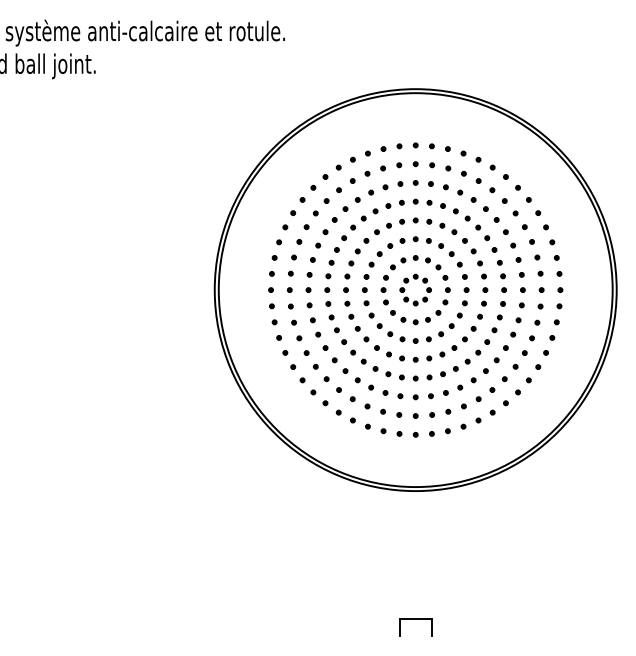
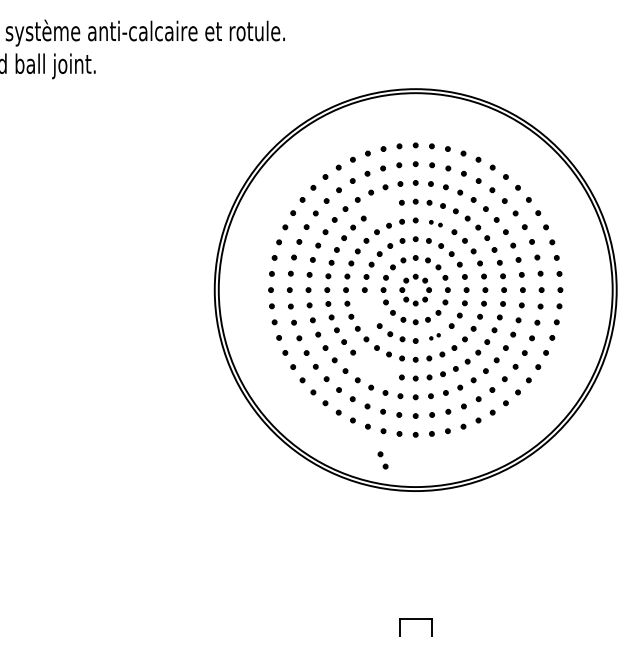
part: present -> none (381, 208)
part size: 20x11 px -> 14x8 px (435, 223)
part position: (368, 309) -> (382, 460) (382, 460)
part size: 18x12 px -> 12x8 px (434, 336)
part: present -> none (375, 367)
